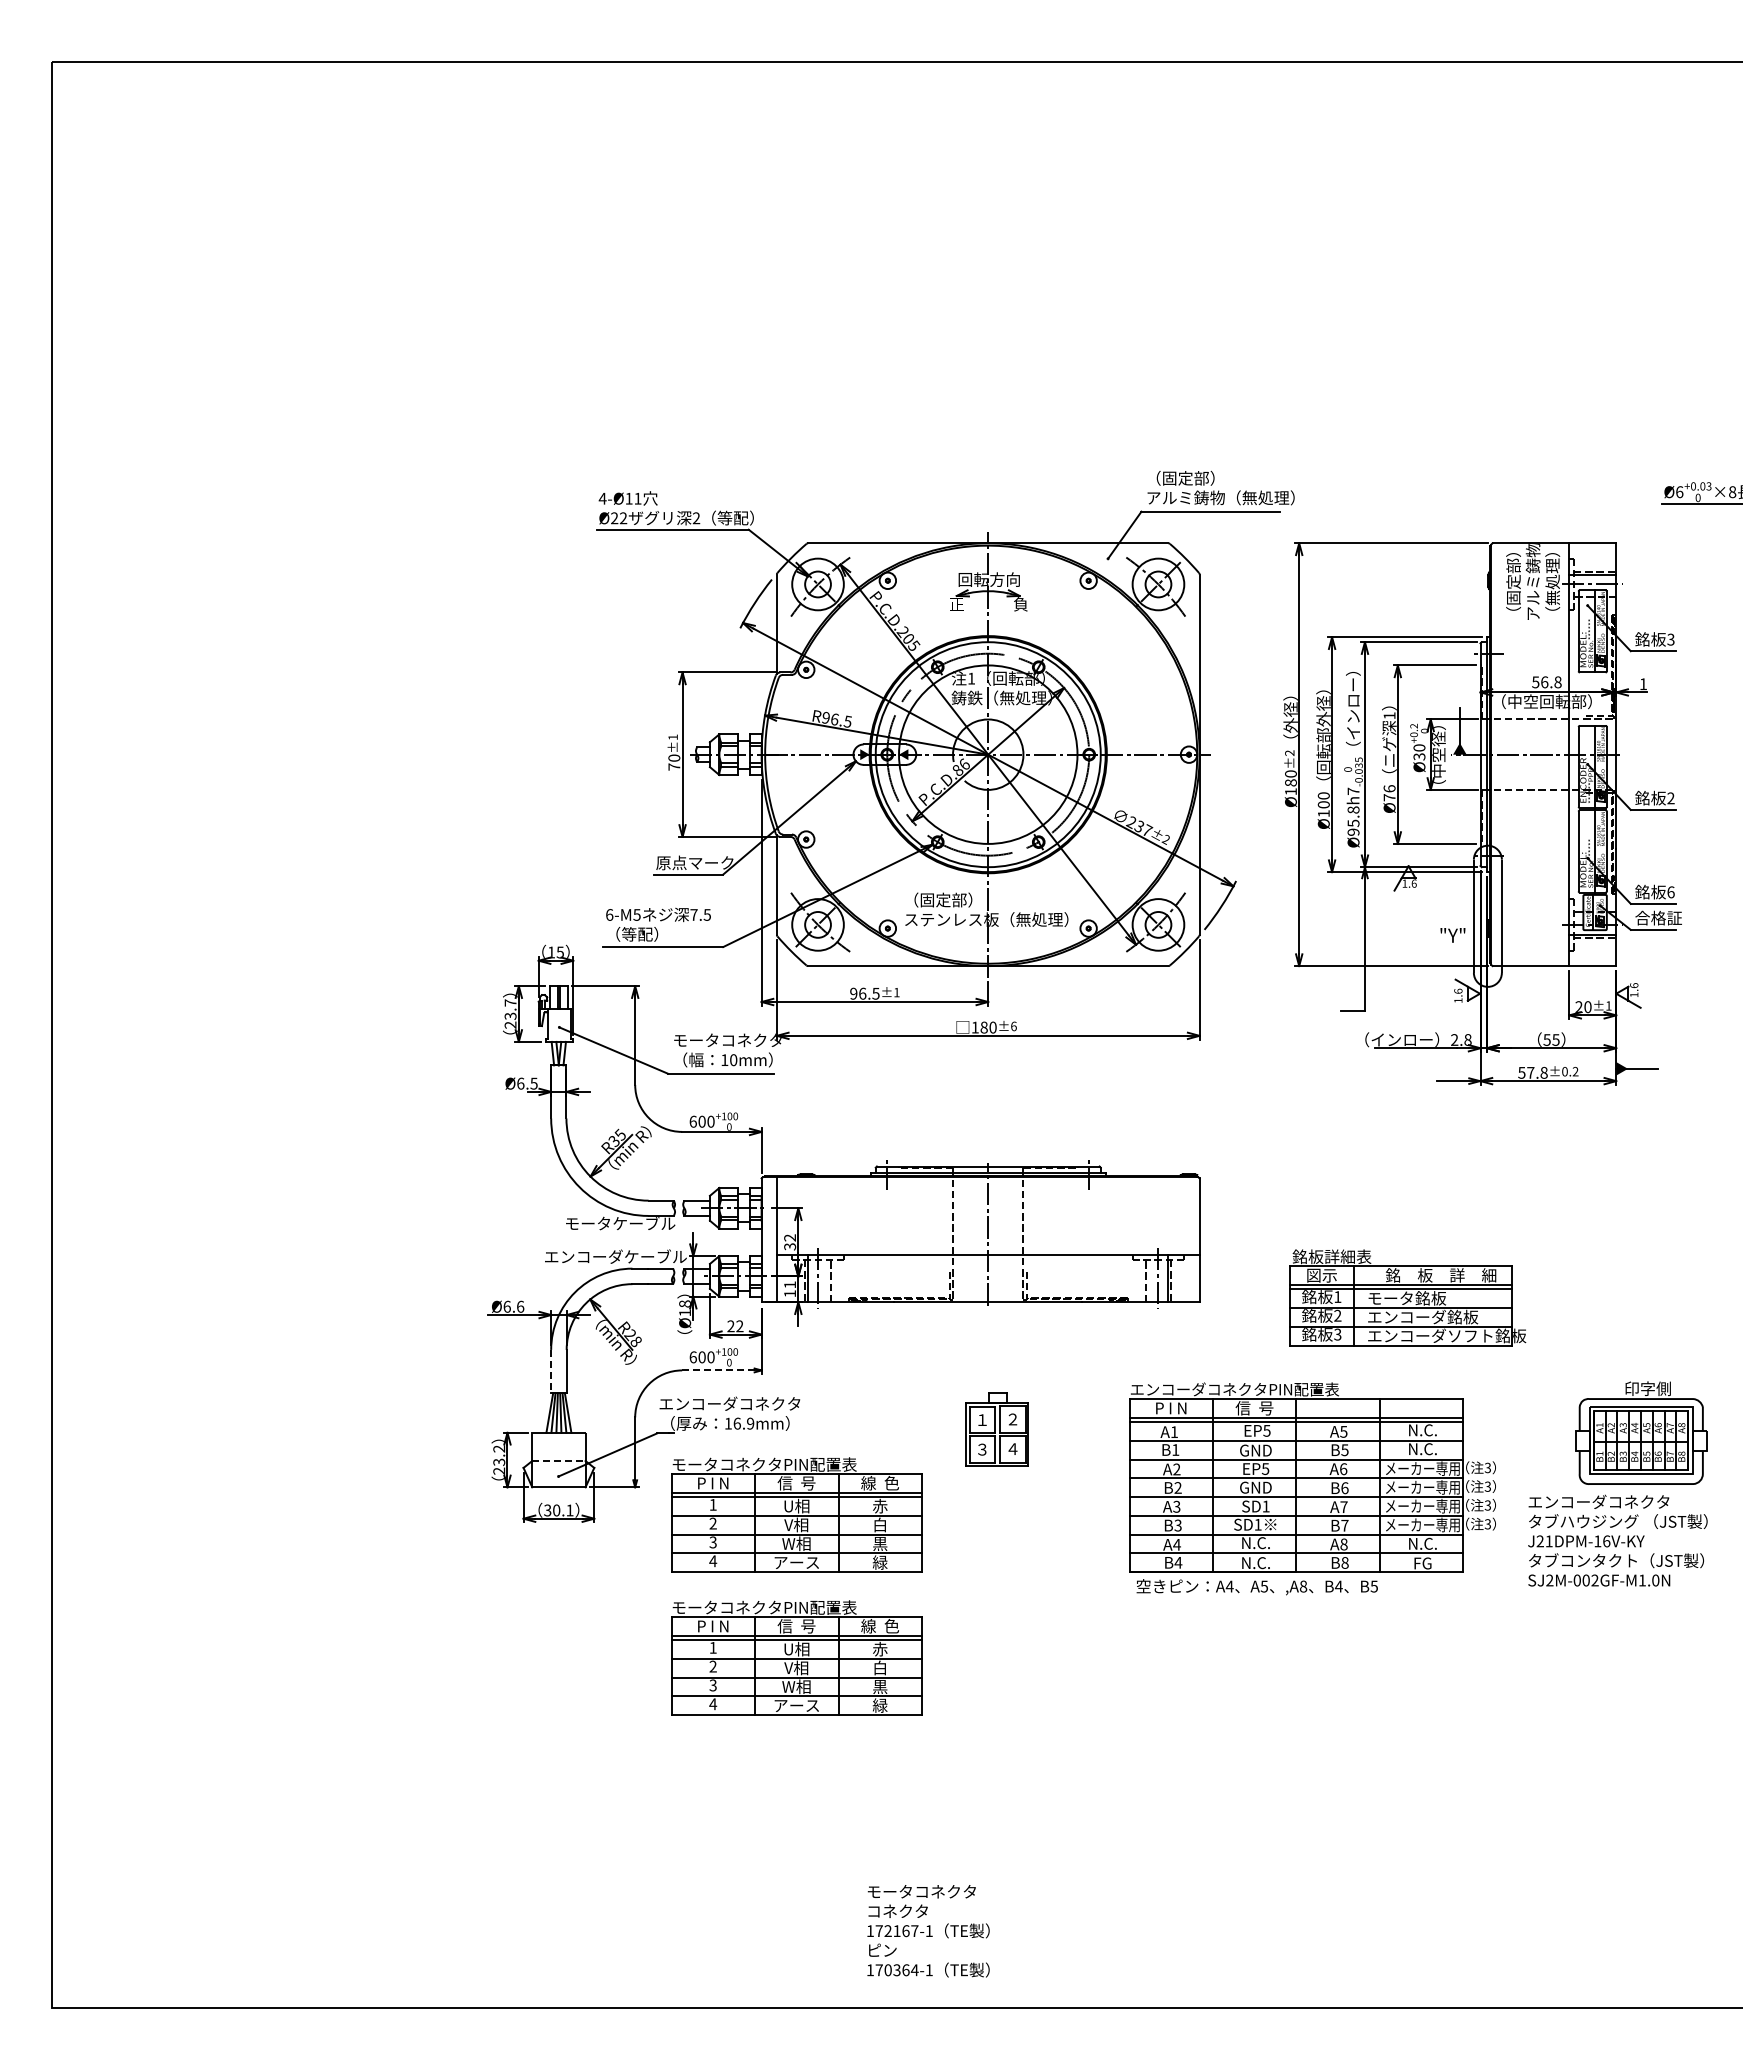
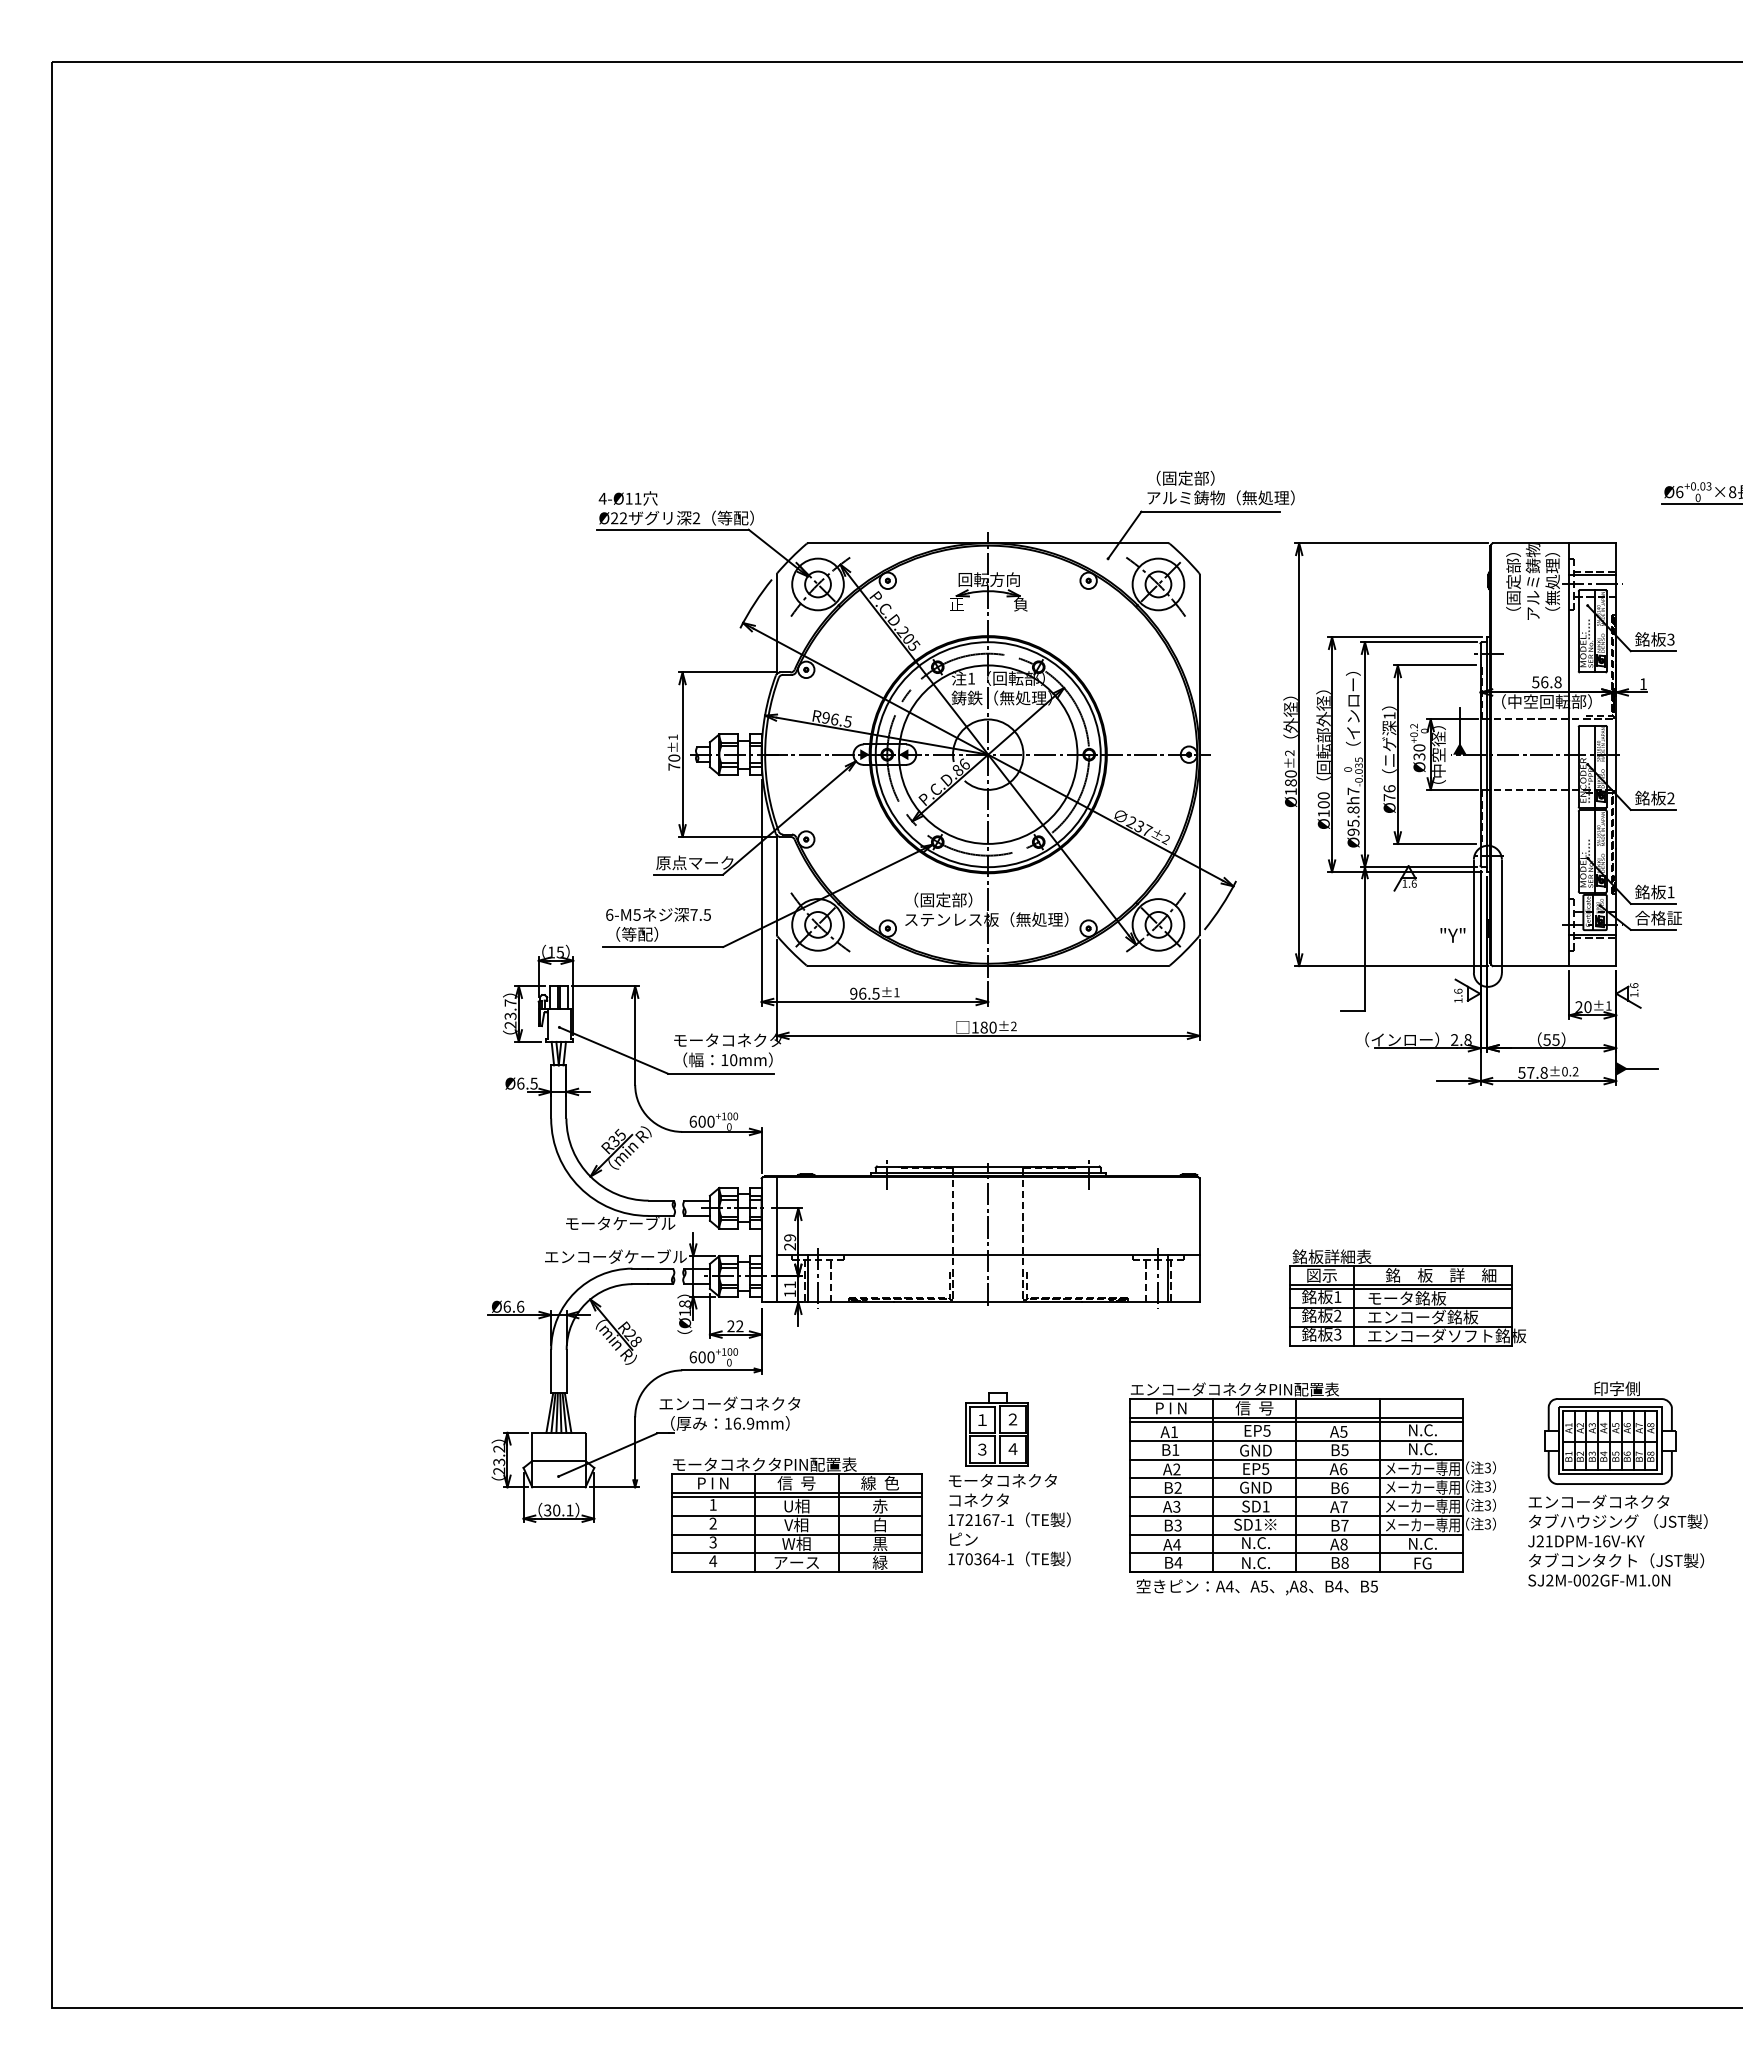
text: 6 -> 1 (1670, 892)
text: ±6 -> ±2 (1013, 1026)
text: 32 -> 29 (790, 1242)
line: dashed -> solid (717, 1370)
line: dashed -> solid (551, 1371)
part position: (1641, 1432) -> (1610, 1432) (1610, 1432)
line: dashed -> solid (558, 1461)
part: present -> none (796, 1657)
text position: (928, 1931) -> (1009, 1520) (1009, 1520)
